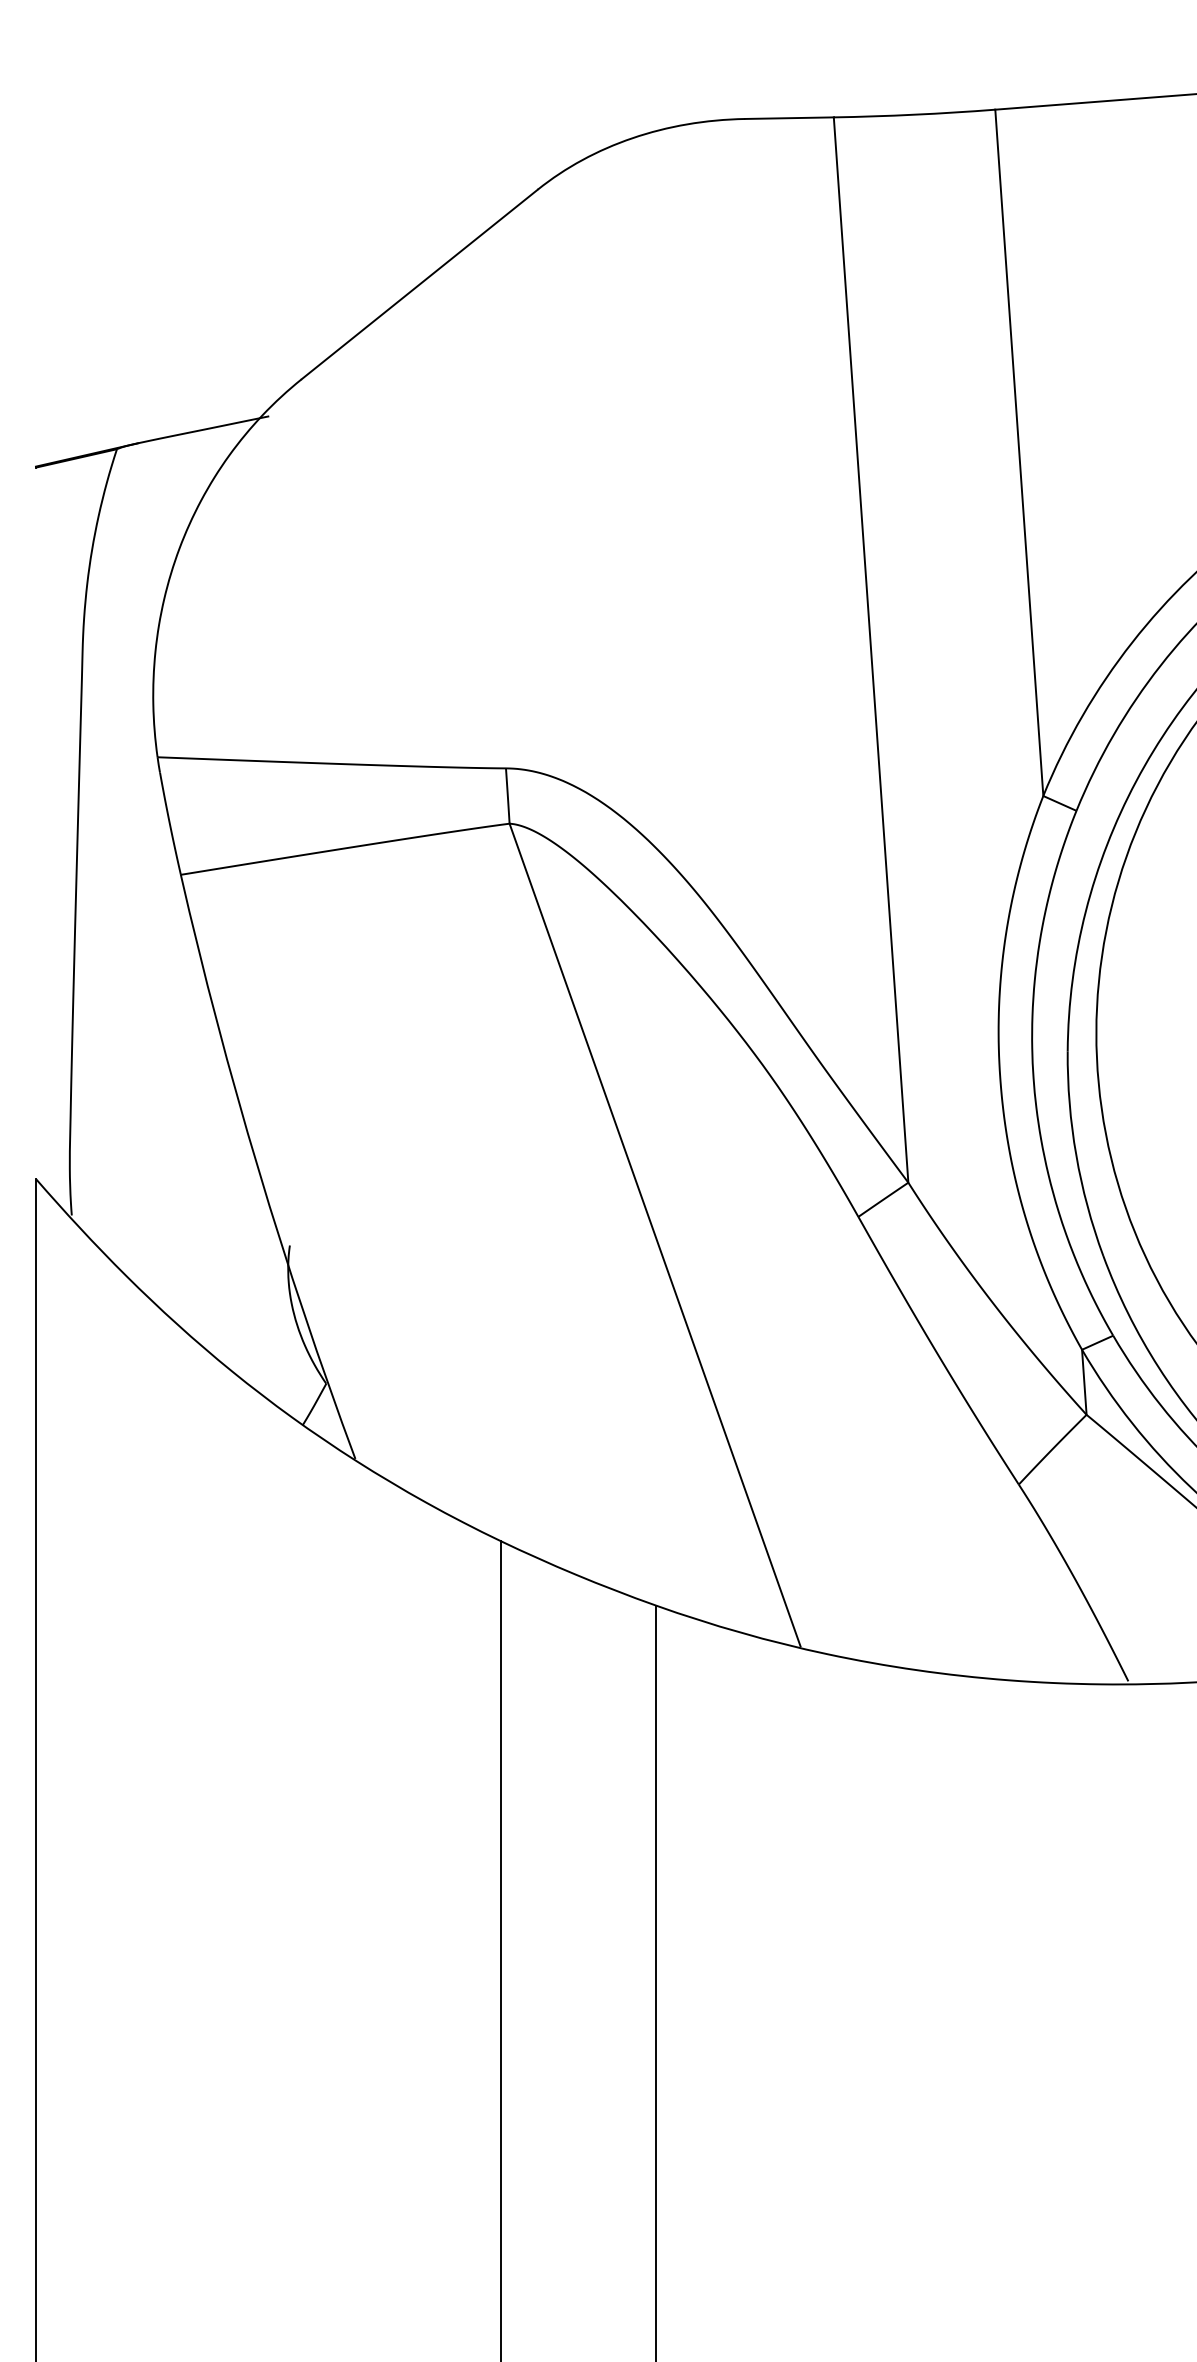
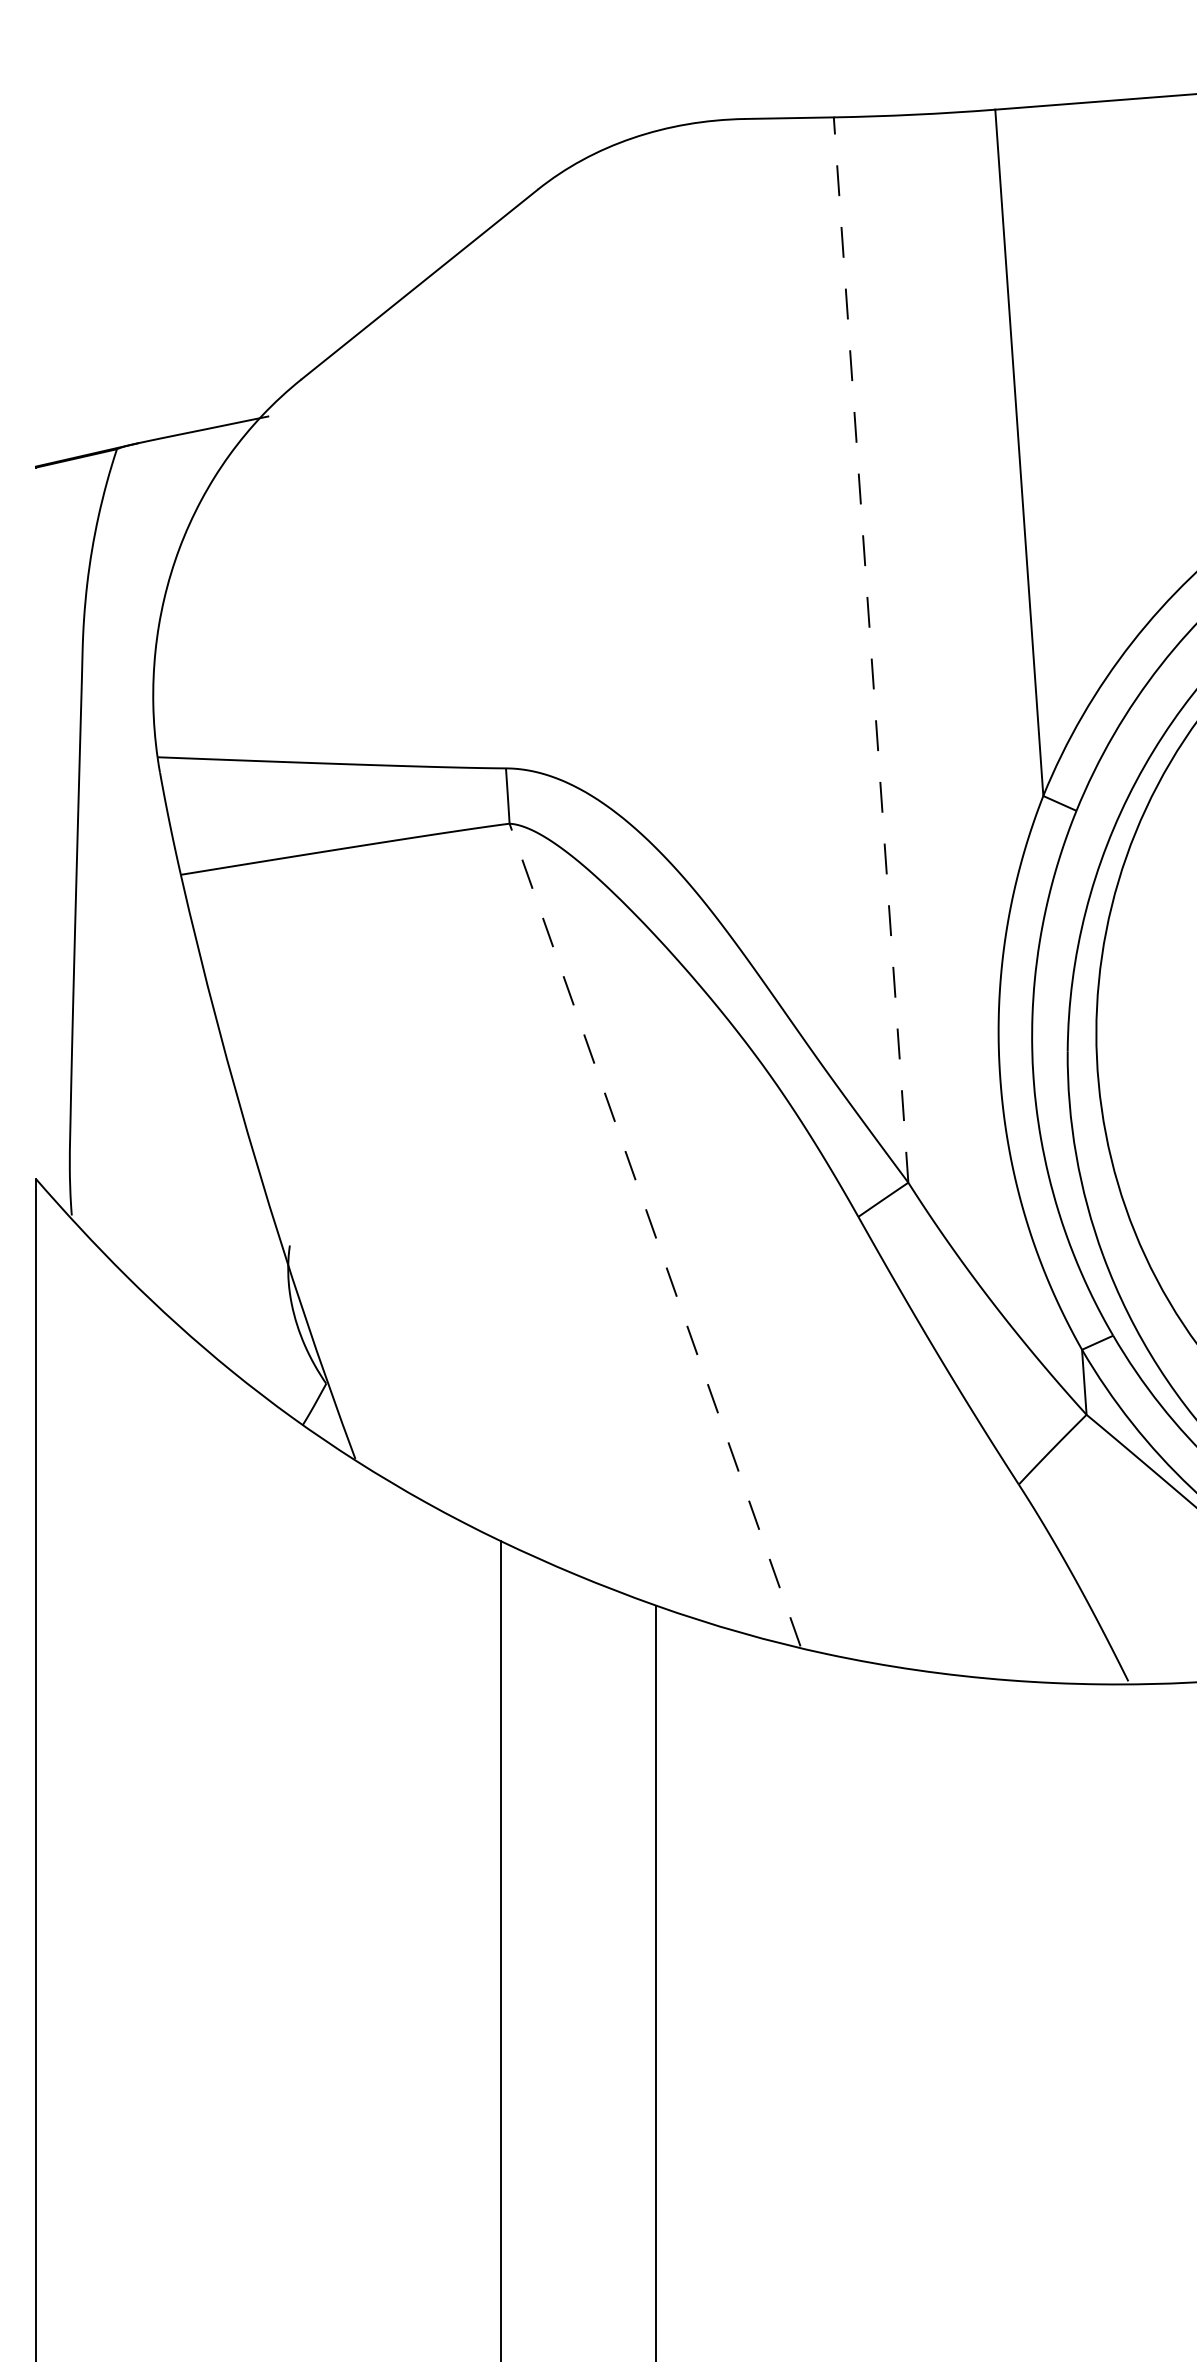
line: solid -> dashed (871, 650)
line: solid -> dashed (654, 1234)
